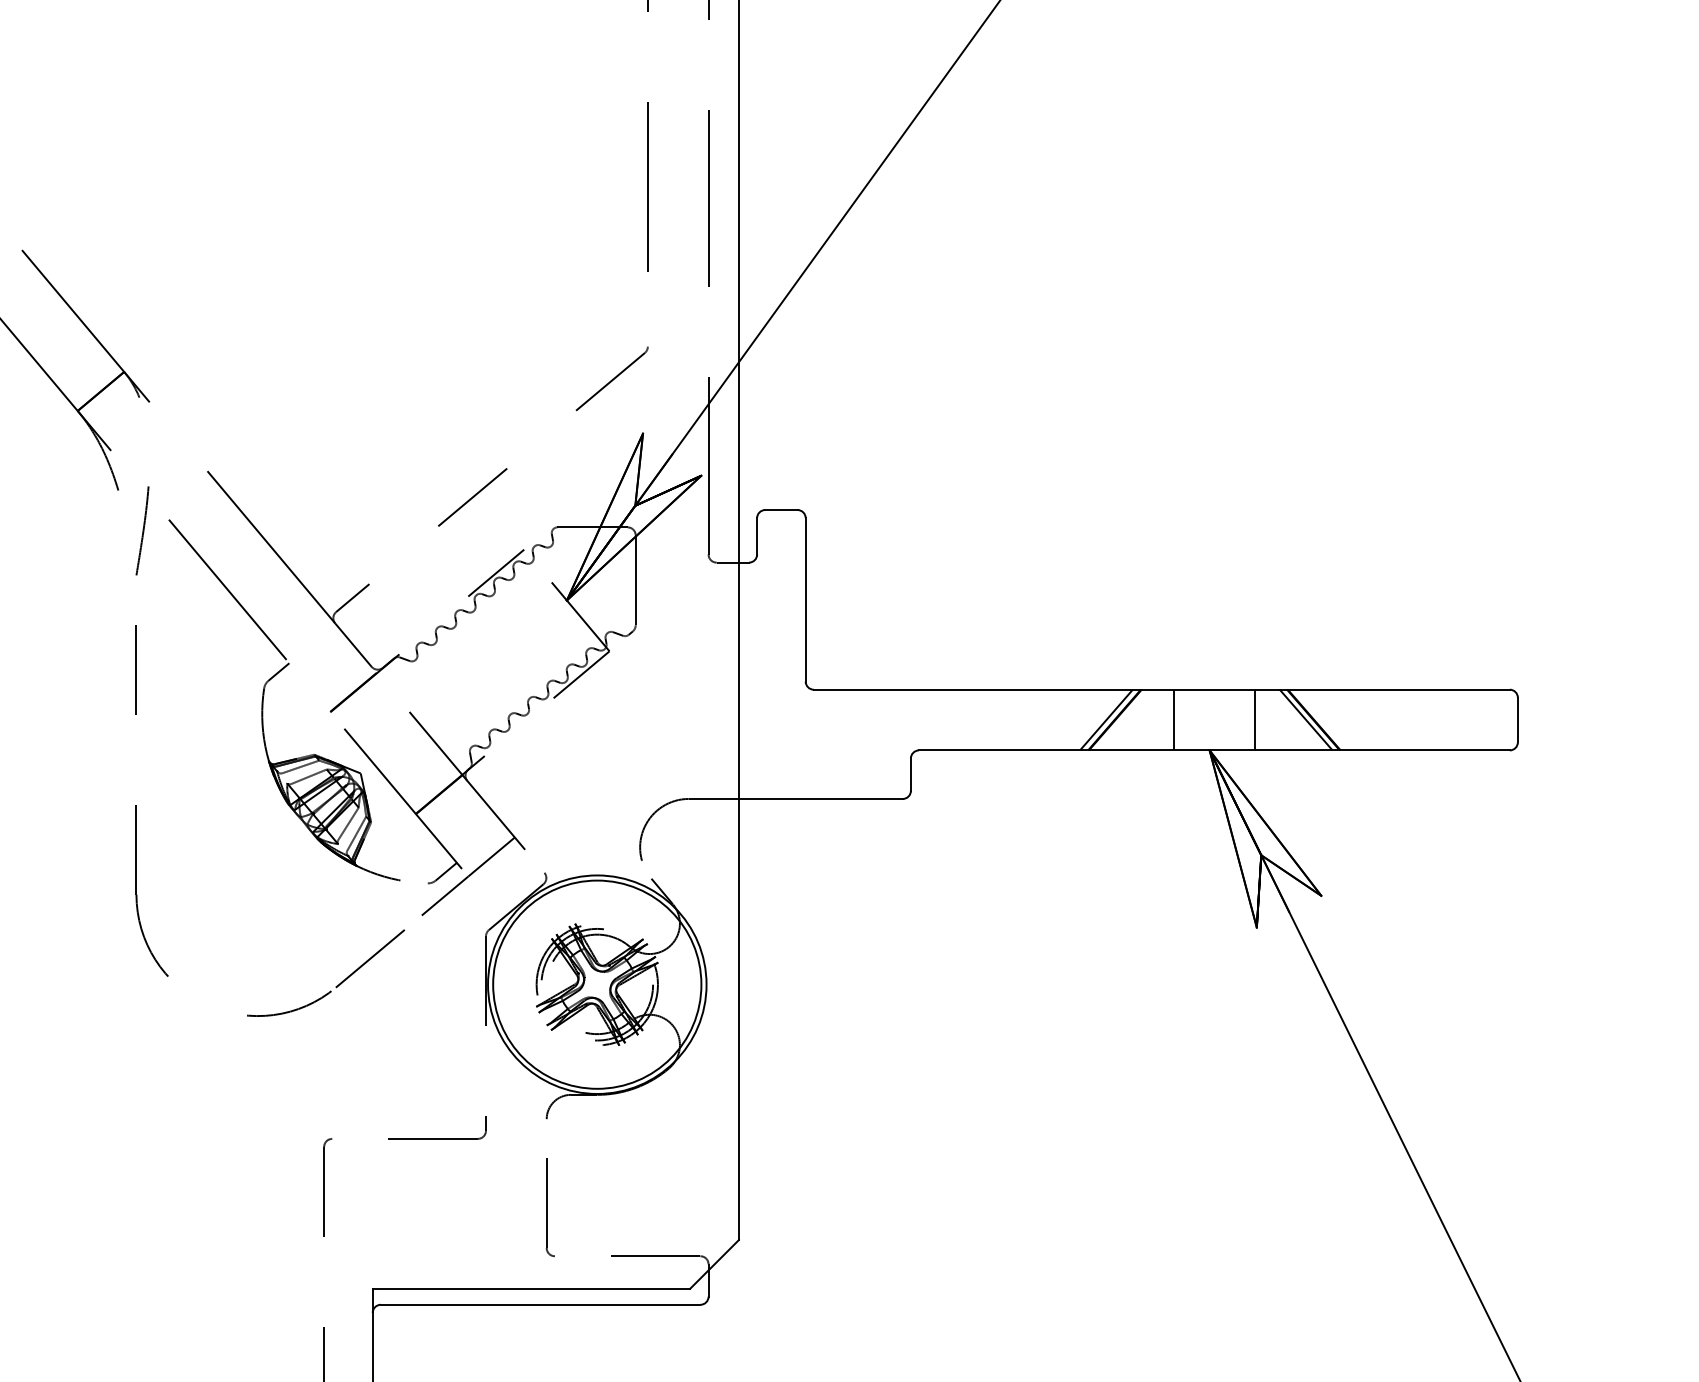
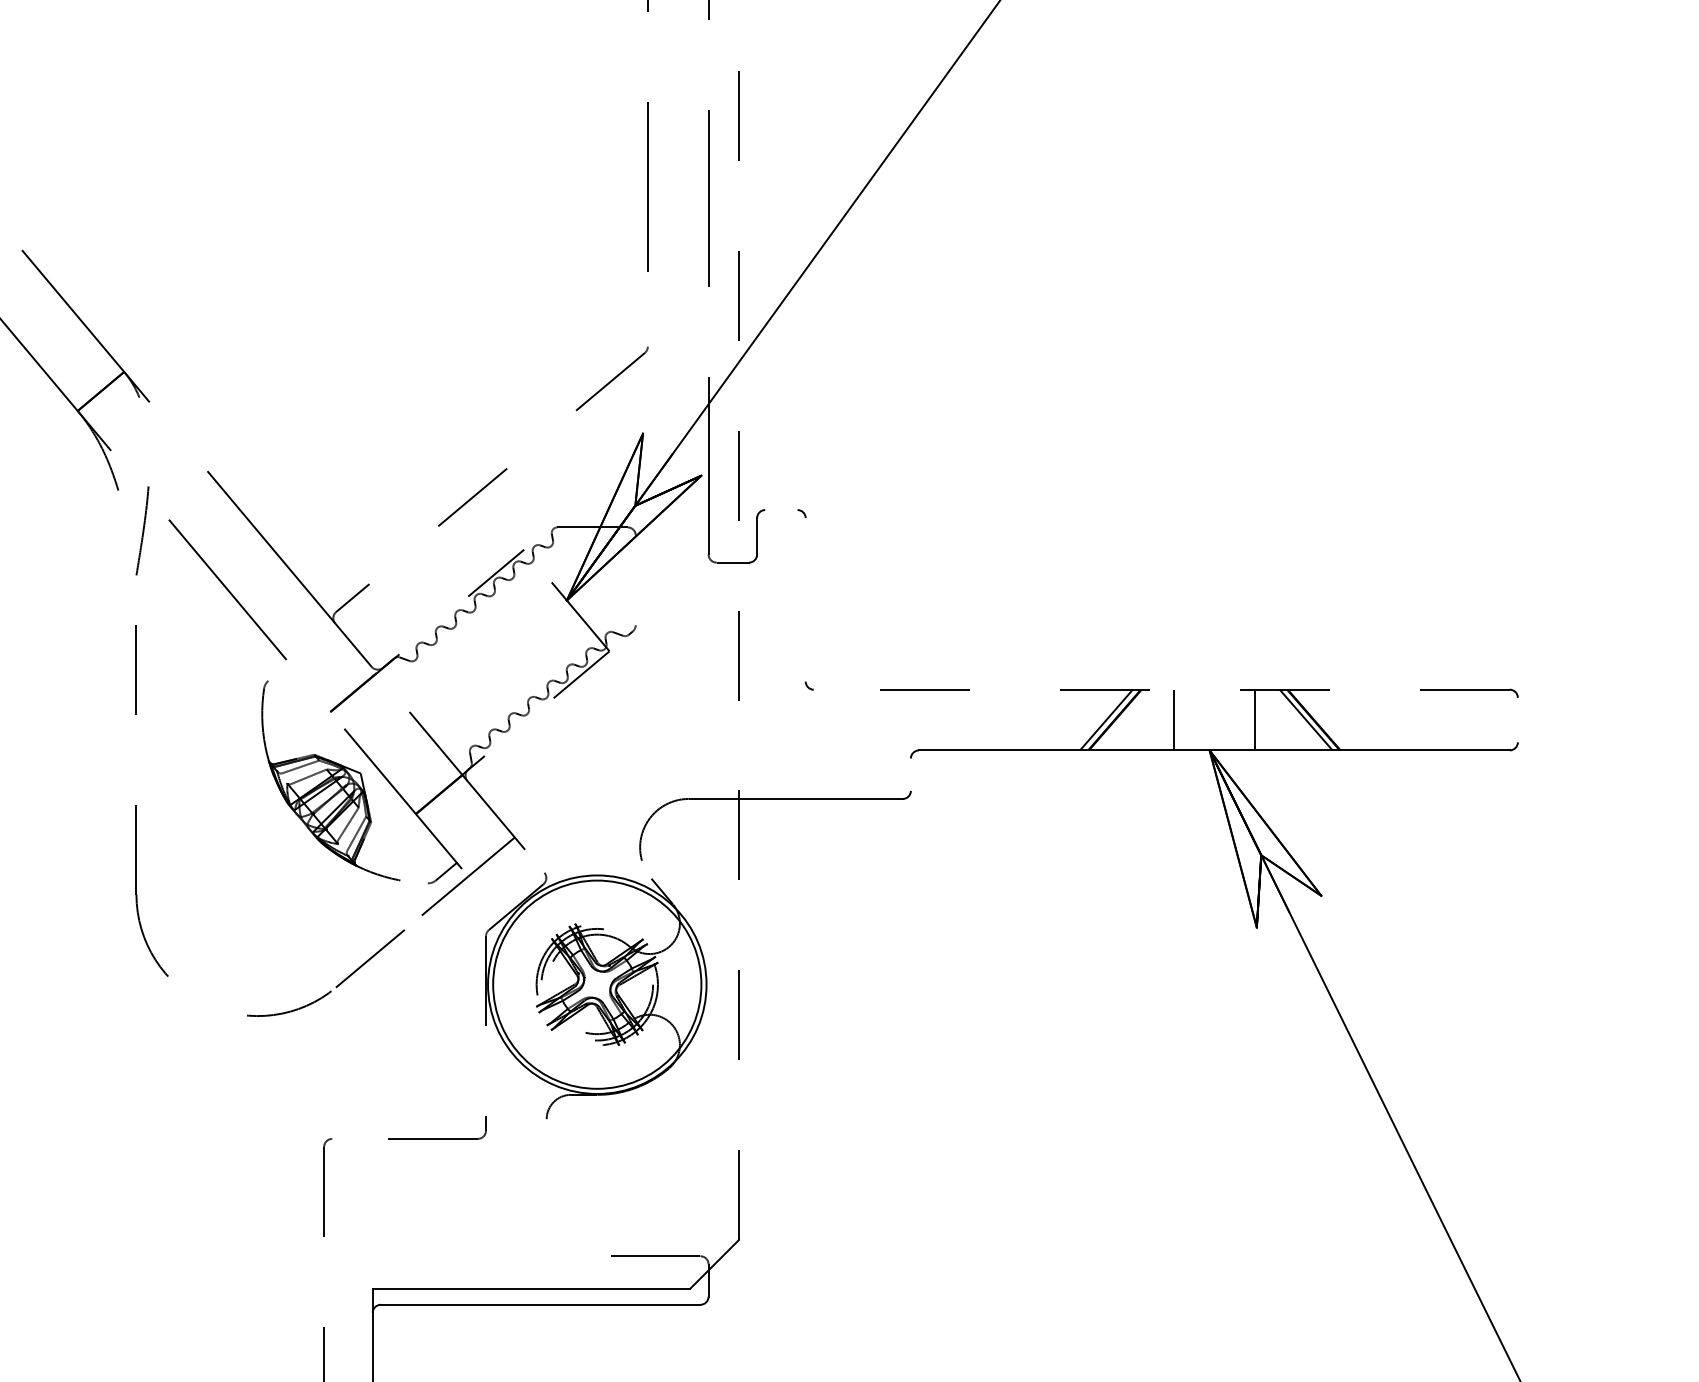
line: present -> none (781, 510)
line: present -> none (635, 580)
line: present -> none (805, 599)
line: solid -> dashed (738, 620)
line: present -> none (278, 671)
line: solid -> dashed (1161, 689)
line: present -> none (1517, 719)
line: present -> none (910, 774)
part: present -> none (549, 1207)
